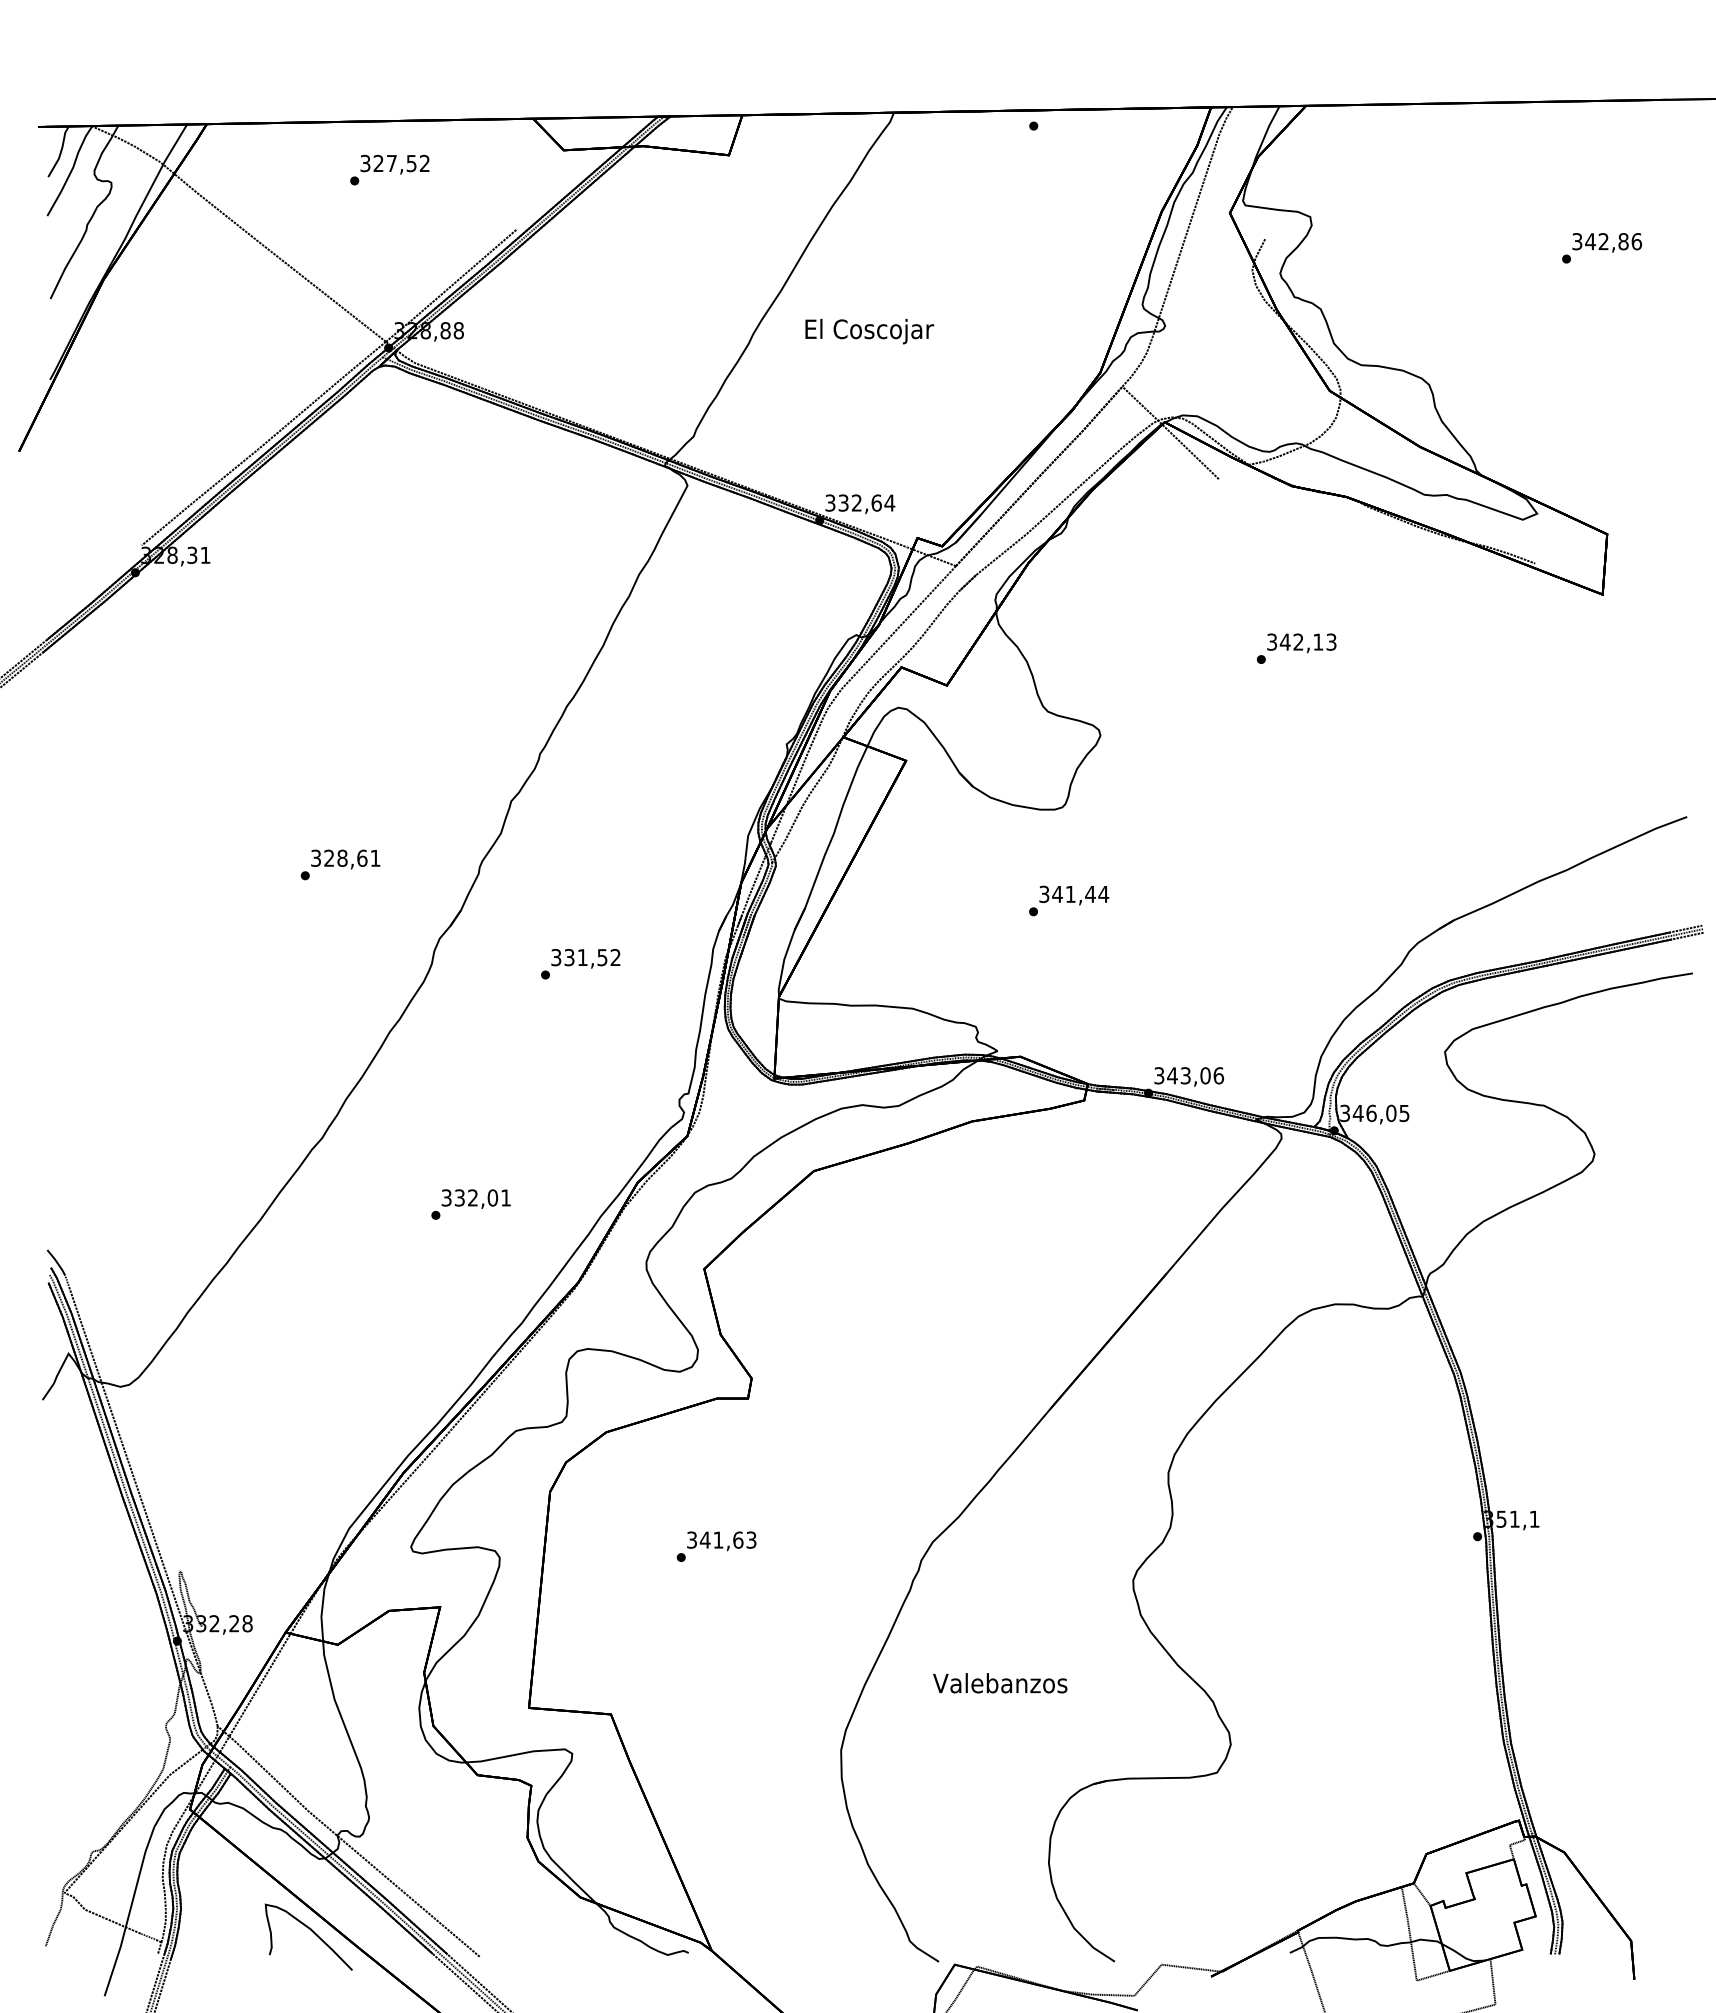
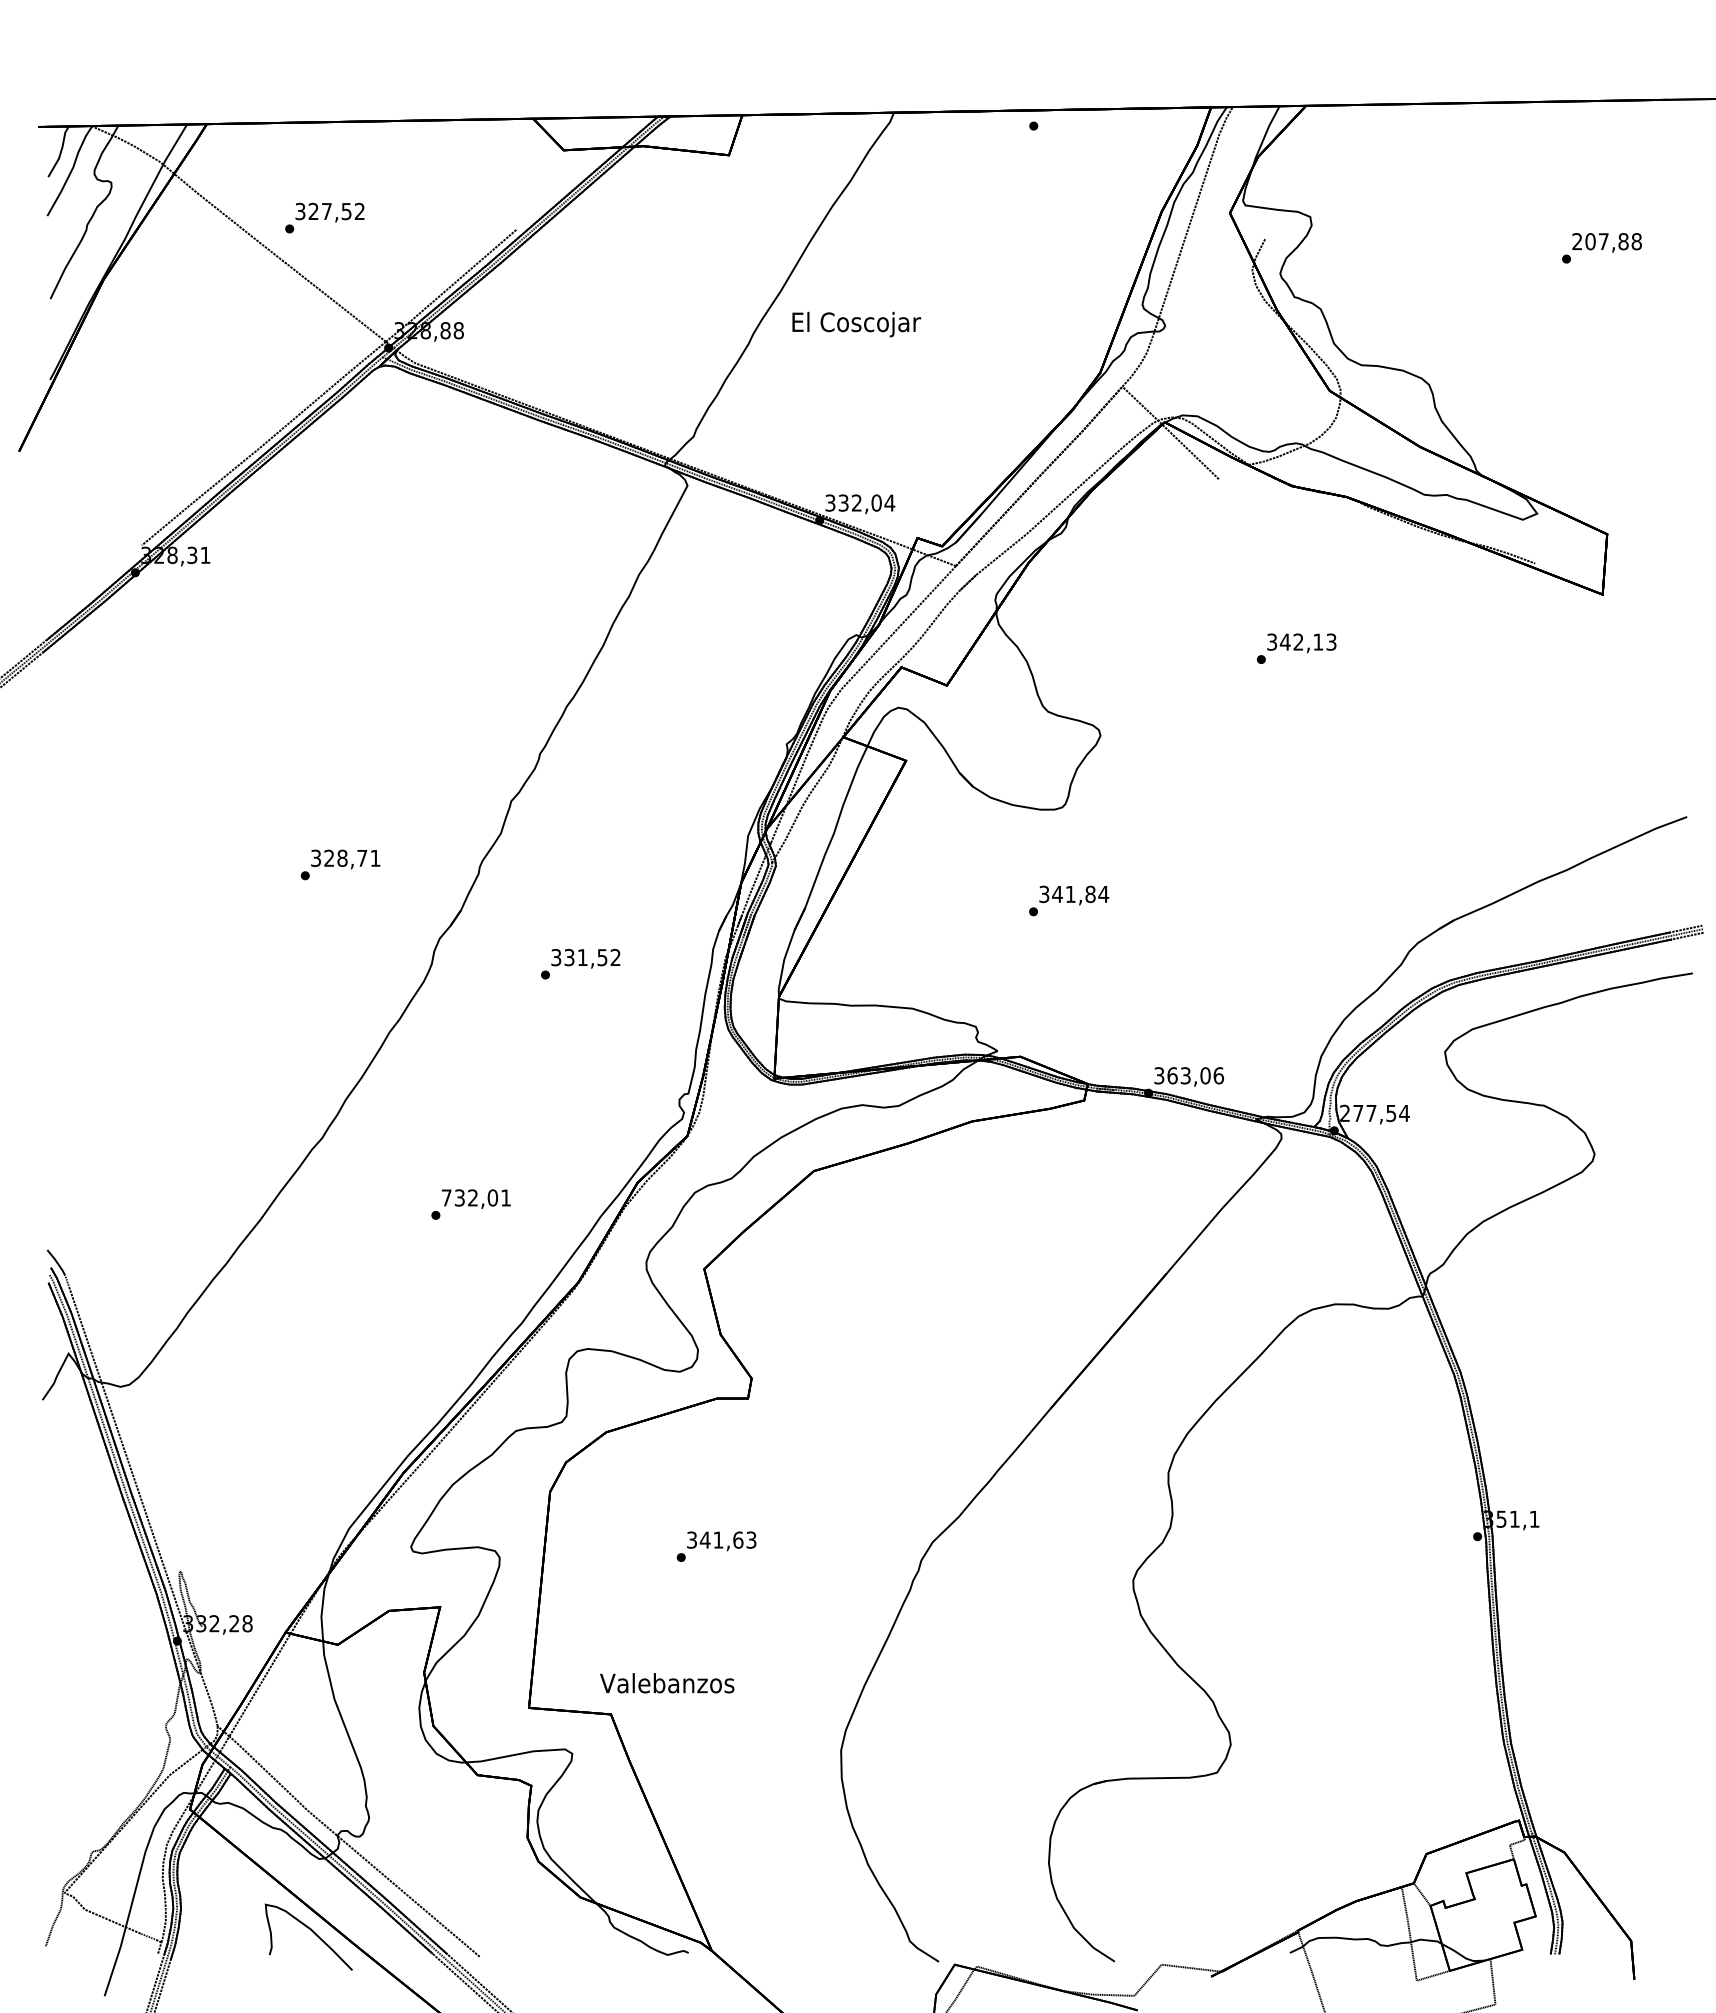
text position: (389, 169) -> (324, 217) (324, 217)
text: 342,86 -> 207,88 (1607, 241)
text position: (869, 331) -> (856, 324) (856, 324)
text: 332,64 -> 332,04 (876, 502)
text: 328,61 -> 328,71 (362, 857)
text: 341,44 -> 341,84 (1090, 894)
text: 343,06 -> 363,06 (1172, 1075)
text: 346,05 -> 277,54 (1374, 1113)
text: 332,01 -> 732,01 (446, 1197)
text position: (1000, 1683) -> (667, 1683) (667, 1683)
